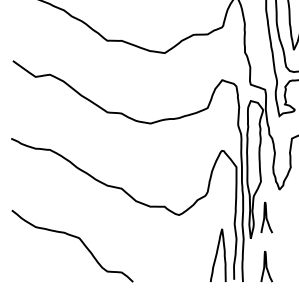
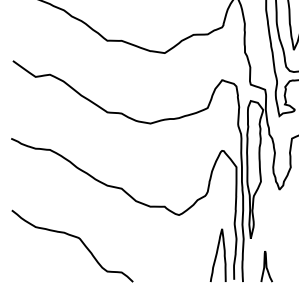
curve: present -> none (266, 217)
